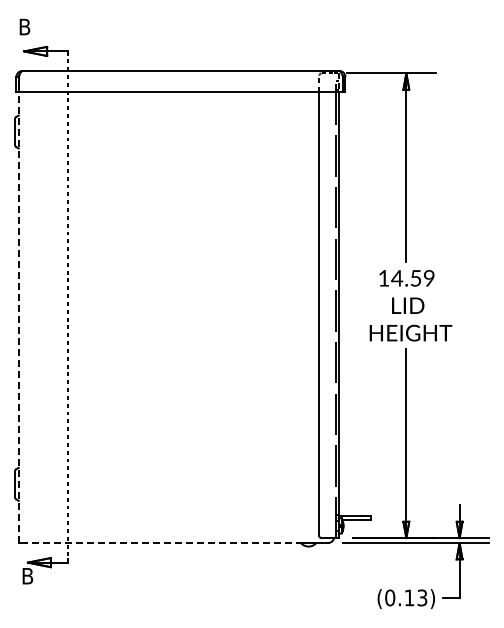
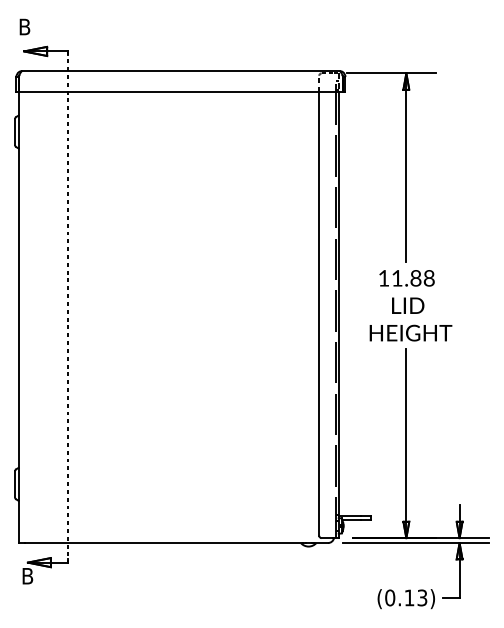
text: 14.59 -> 11.88 (412, 278)
line: dashed -> solid (18, 317)
line: dashed -> solid (163, 543)
